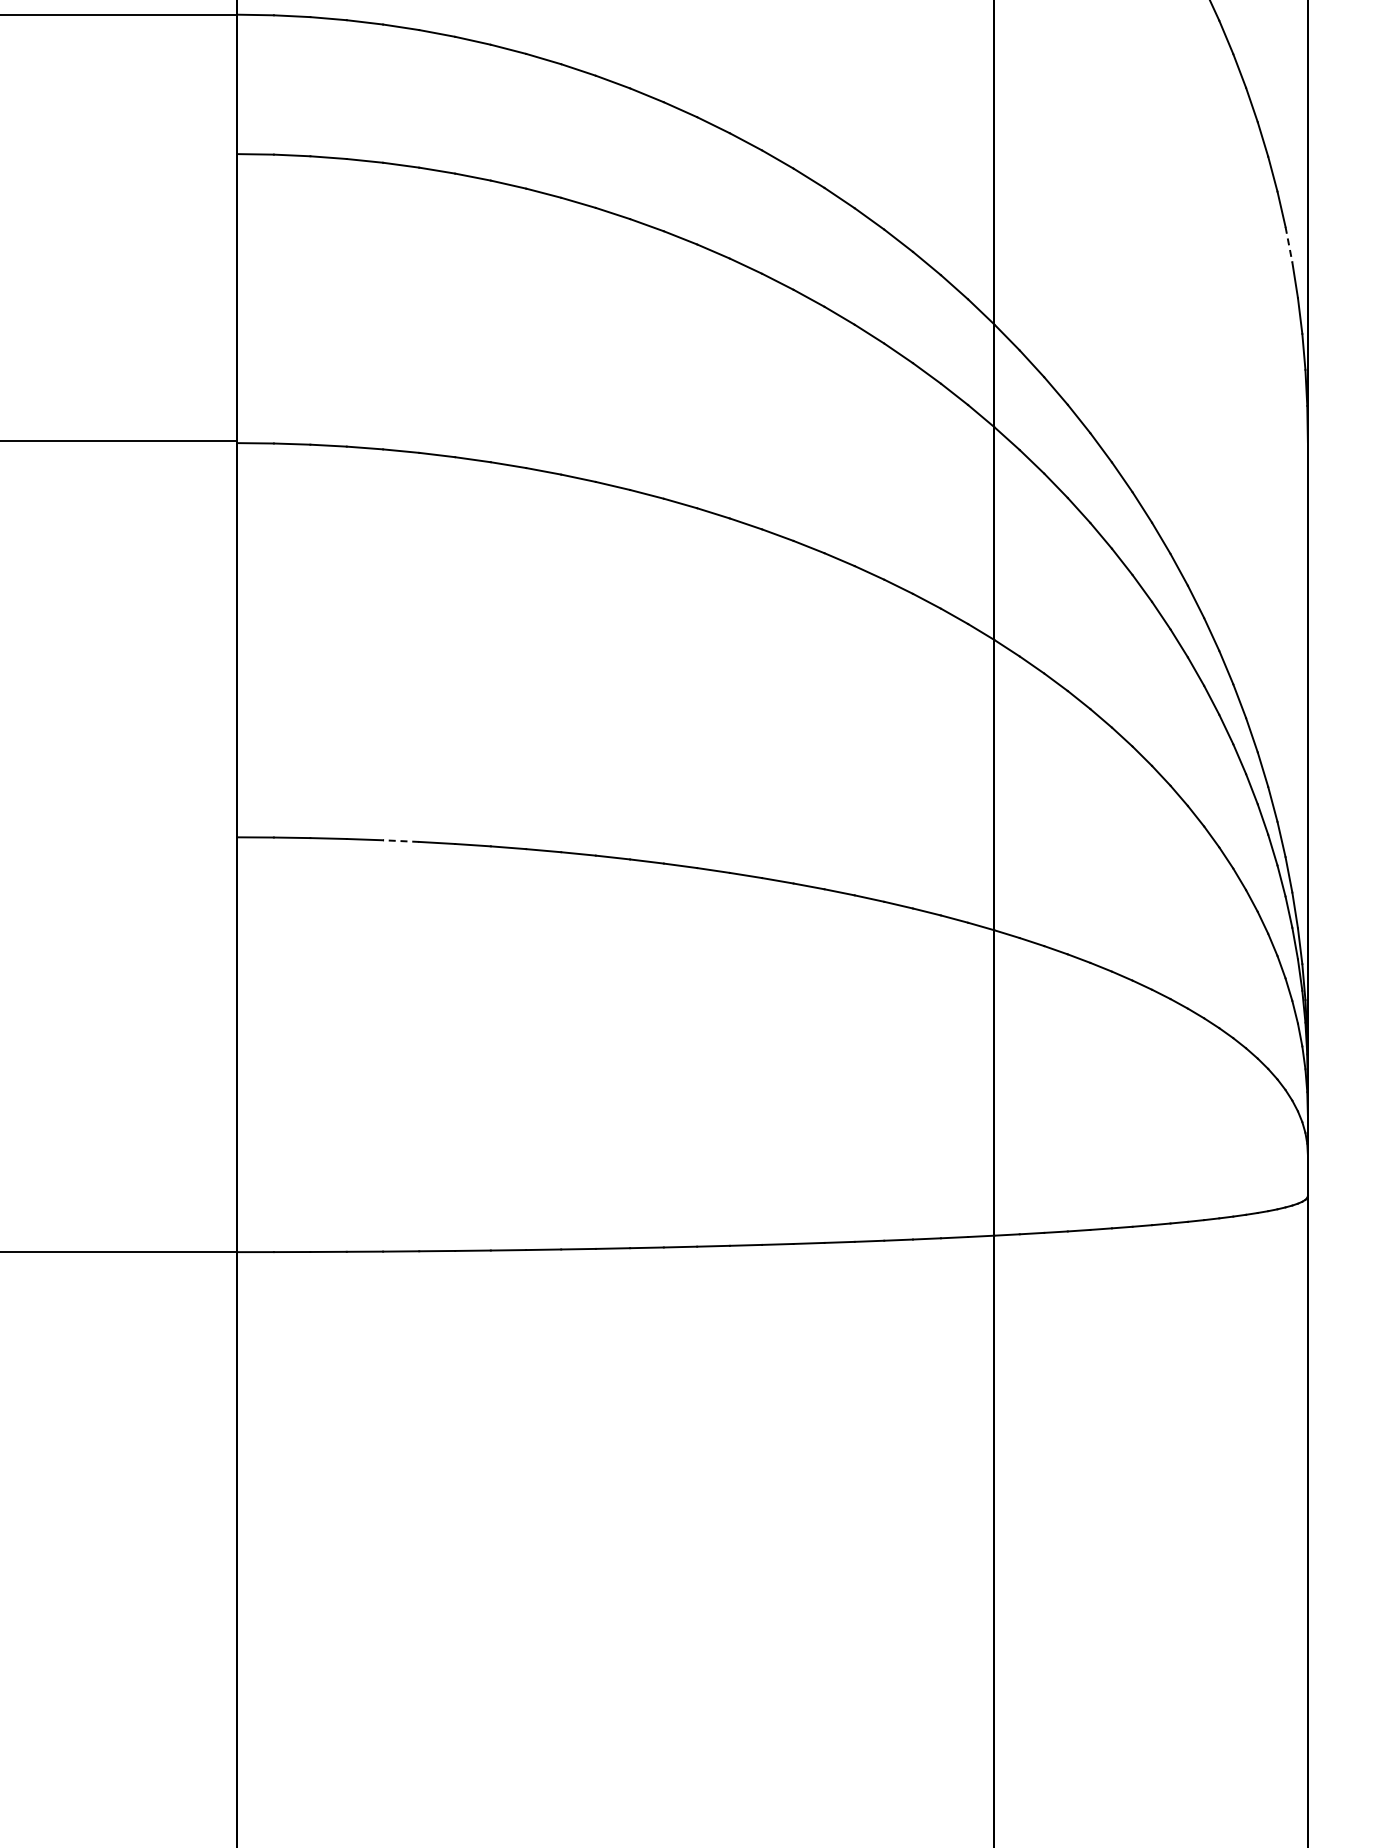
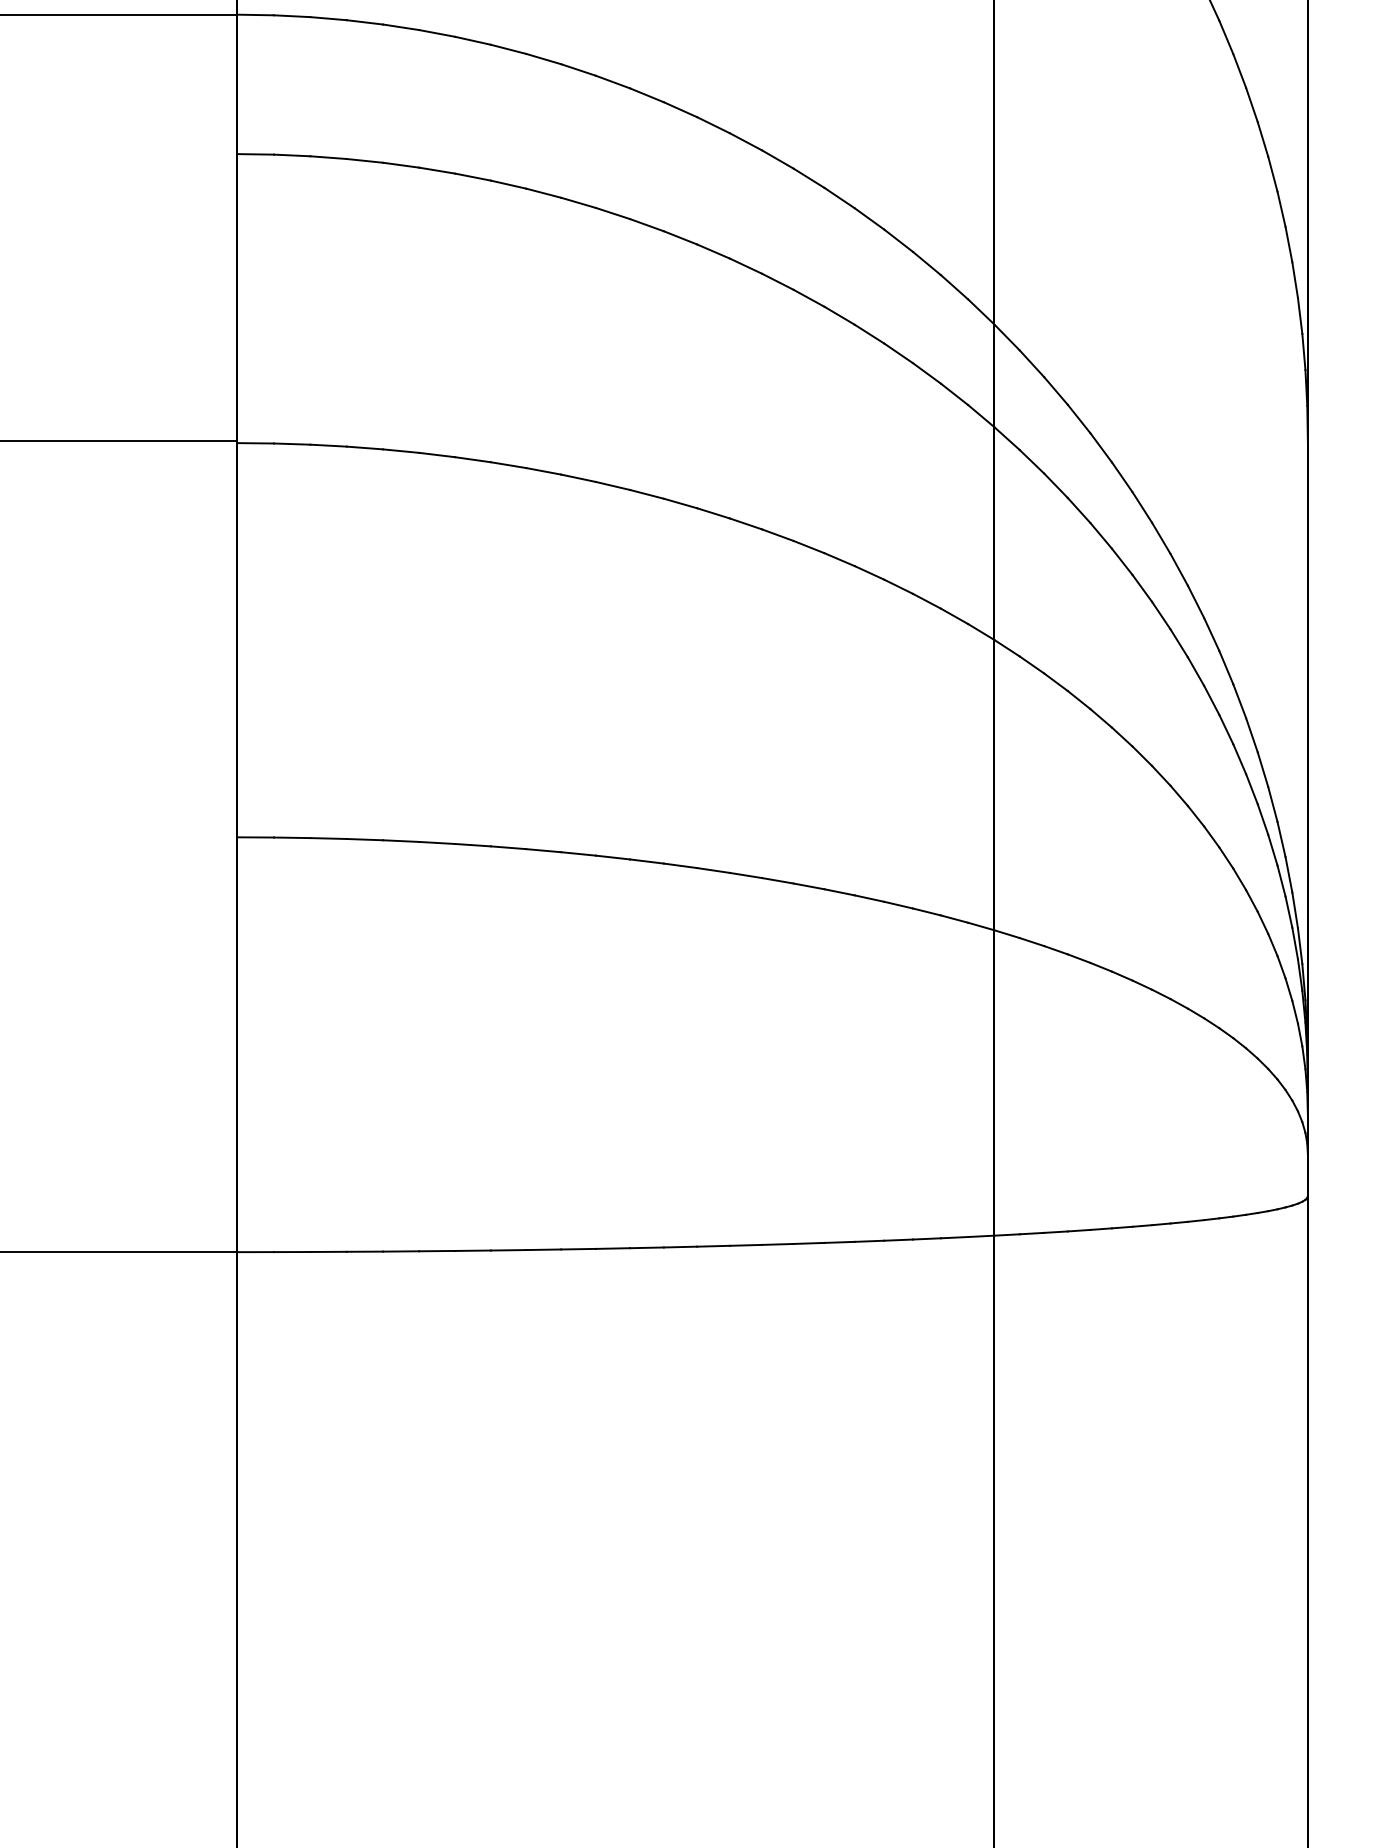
line: dashed -> solid (1289, 245)
line: dashed -> solid (400, 841)
